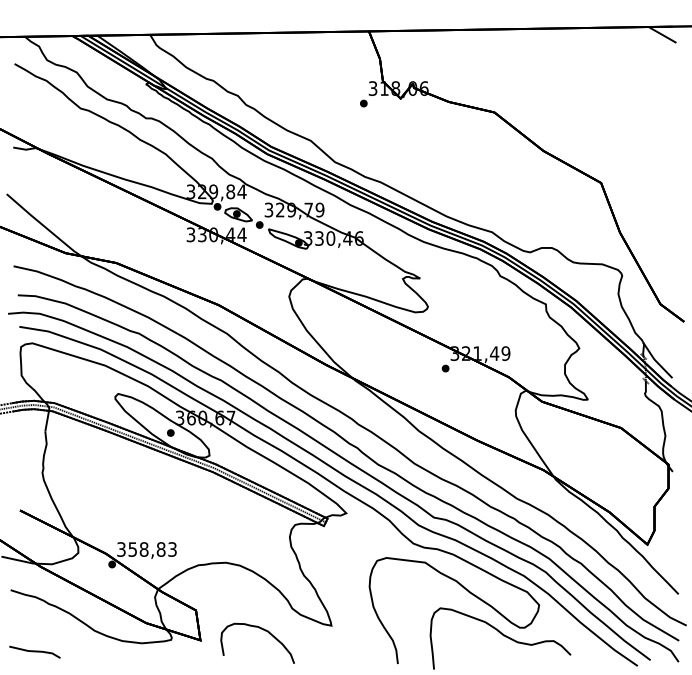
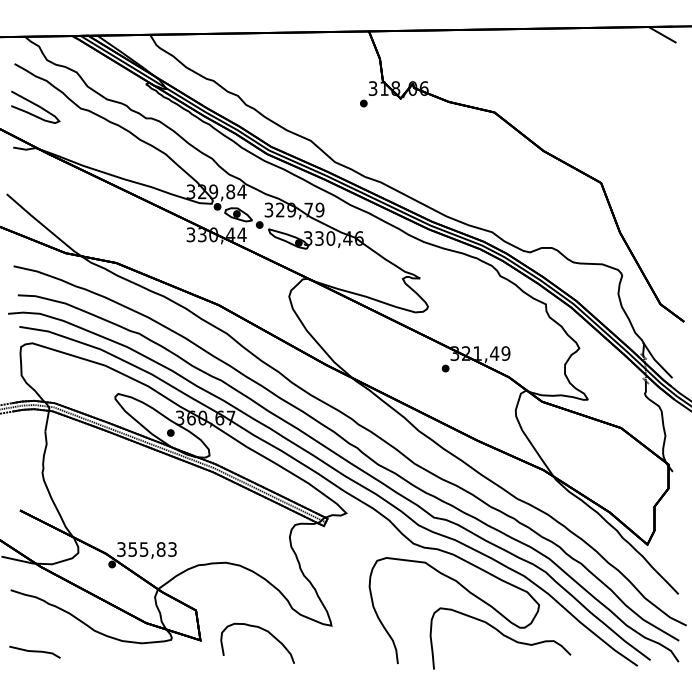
curve: none -> present (35, 105)
text: 358,83 -> 355,83 (143, 549)
